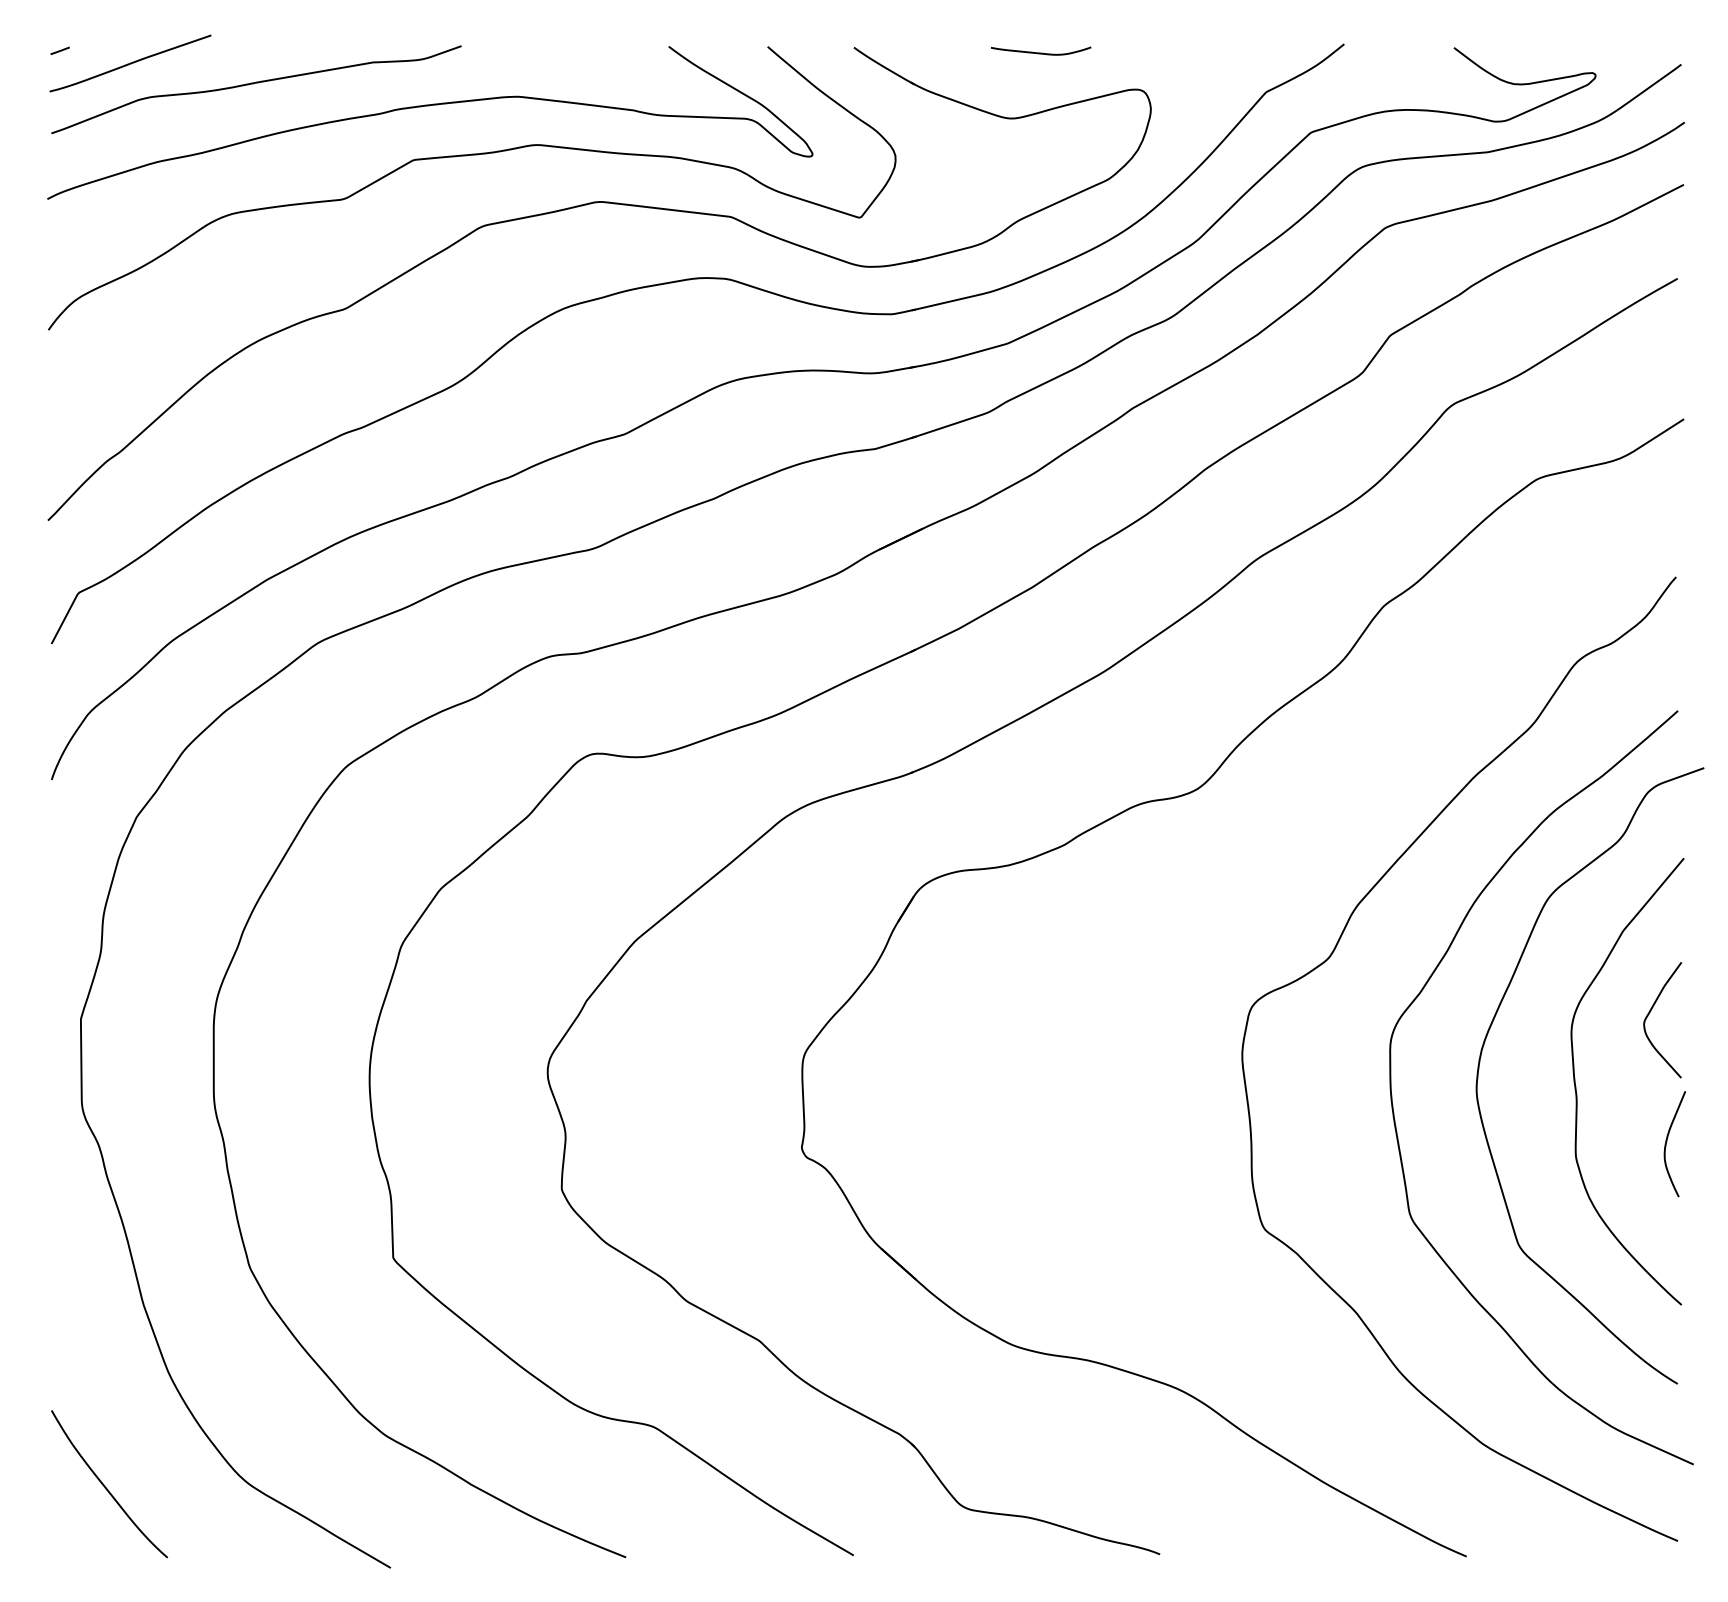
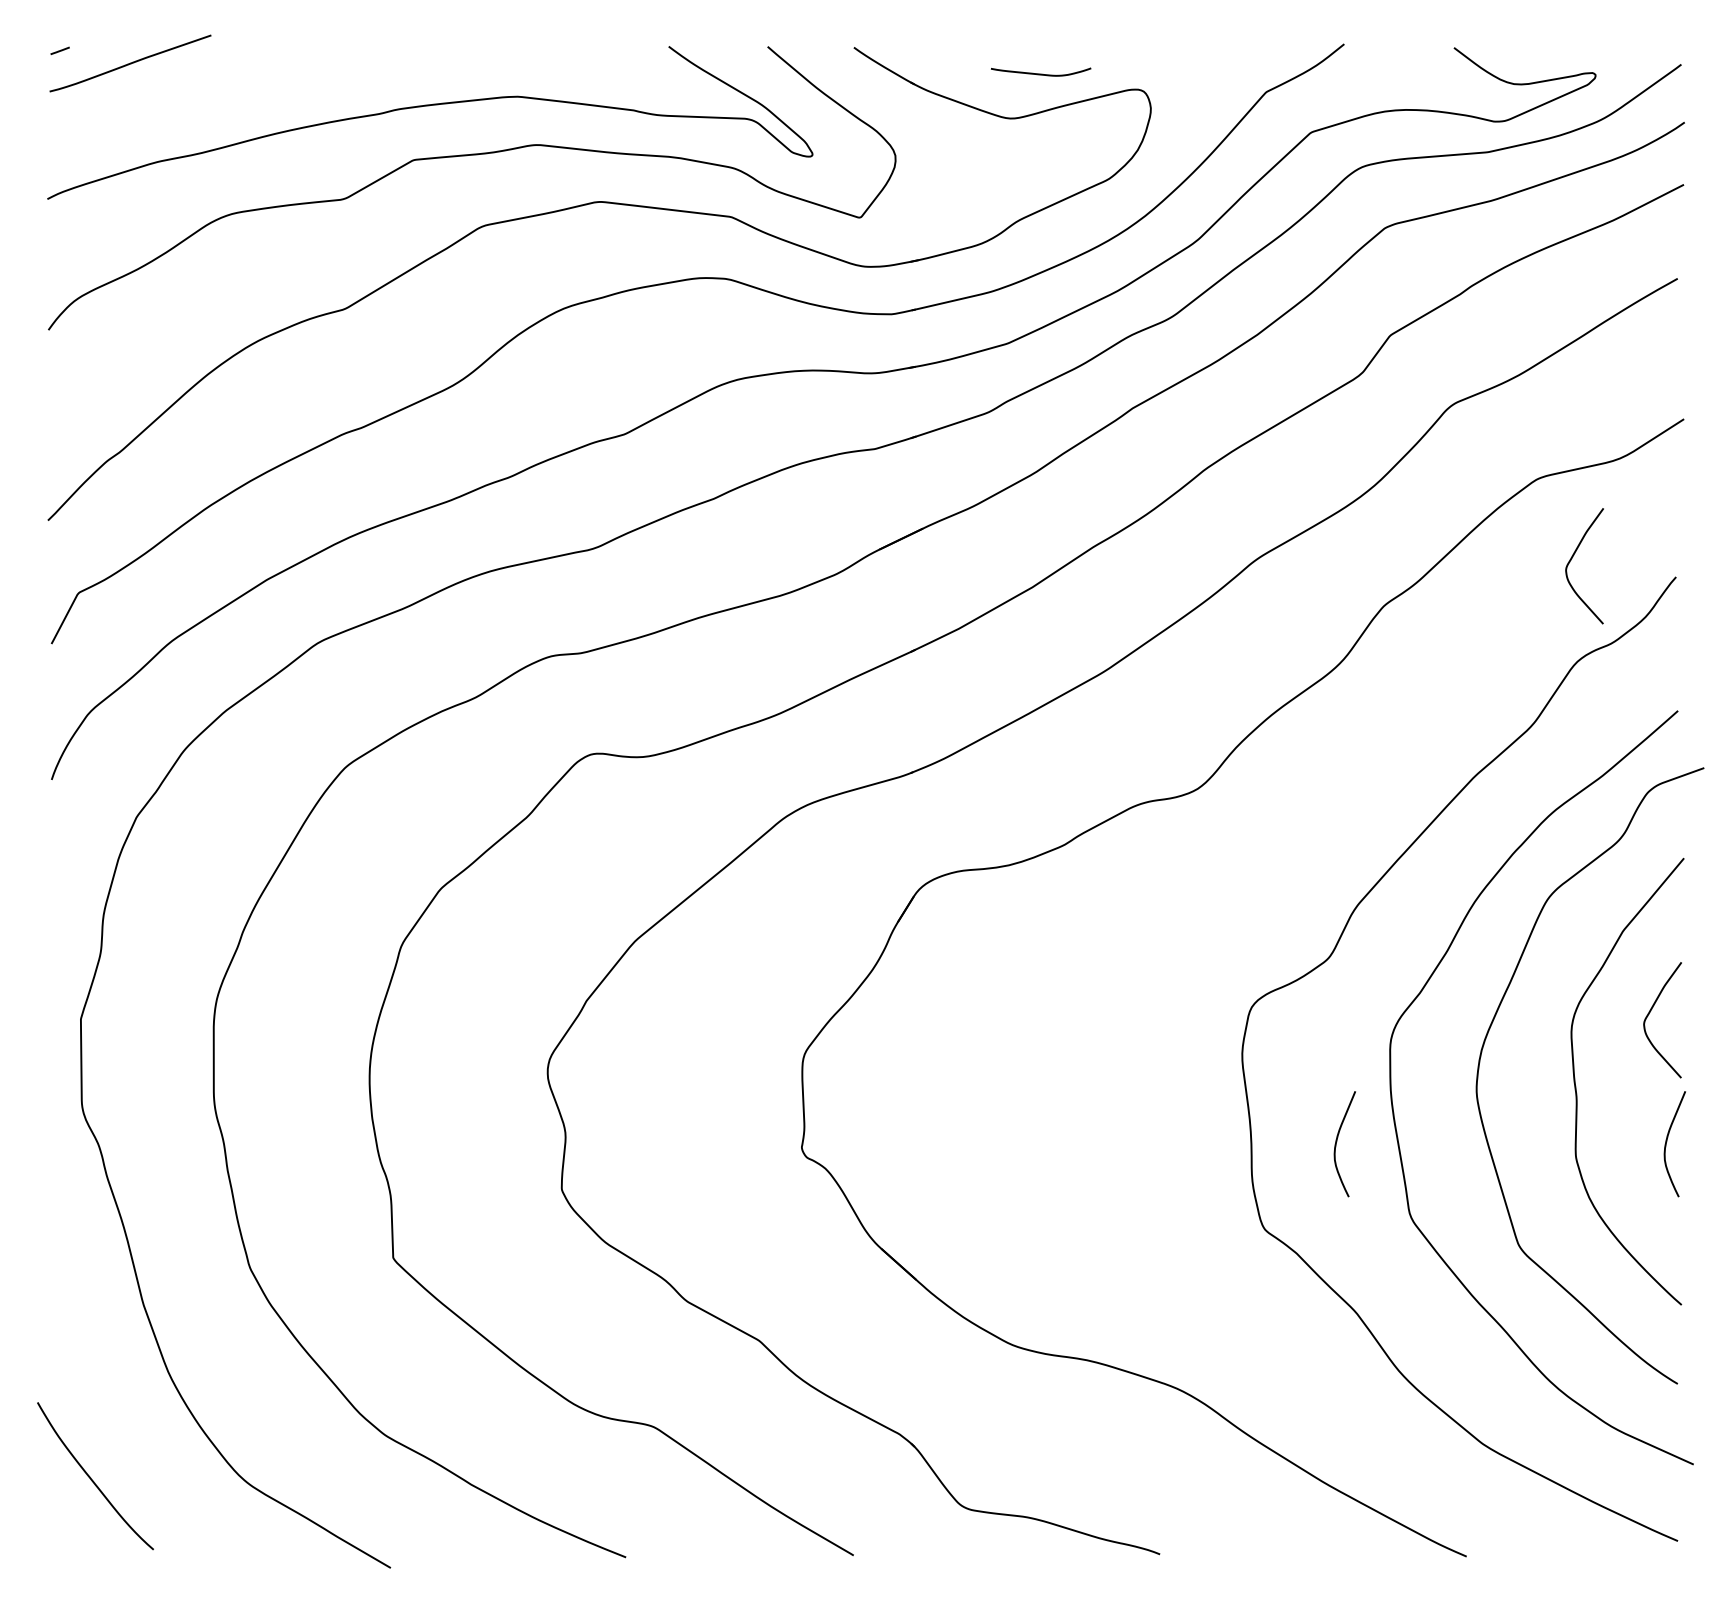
curve position: (1040, 52) -> (1040, 73) (1040, 73)
curve: present -> none (253, 84)
curve: none -> present (1571, 560)
curve: none -> present (1337, 1141)
curve position: (106, 1487) -> (92, 1479) (92, 1479)
